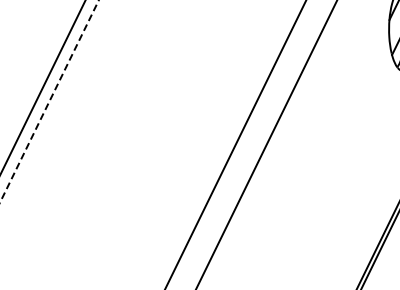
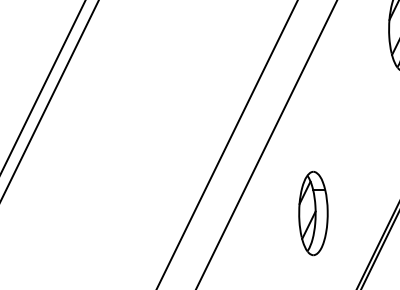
line: dashed -> solid (49, 101)
line position: (235, 144) -> (226, 144) (226, 144)
part: none -> present (313, 213)
